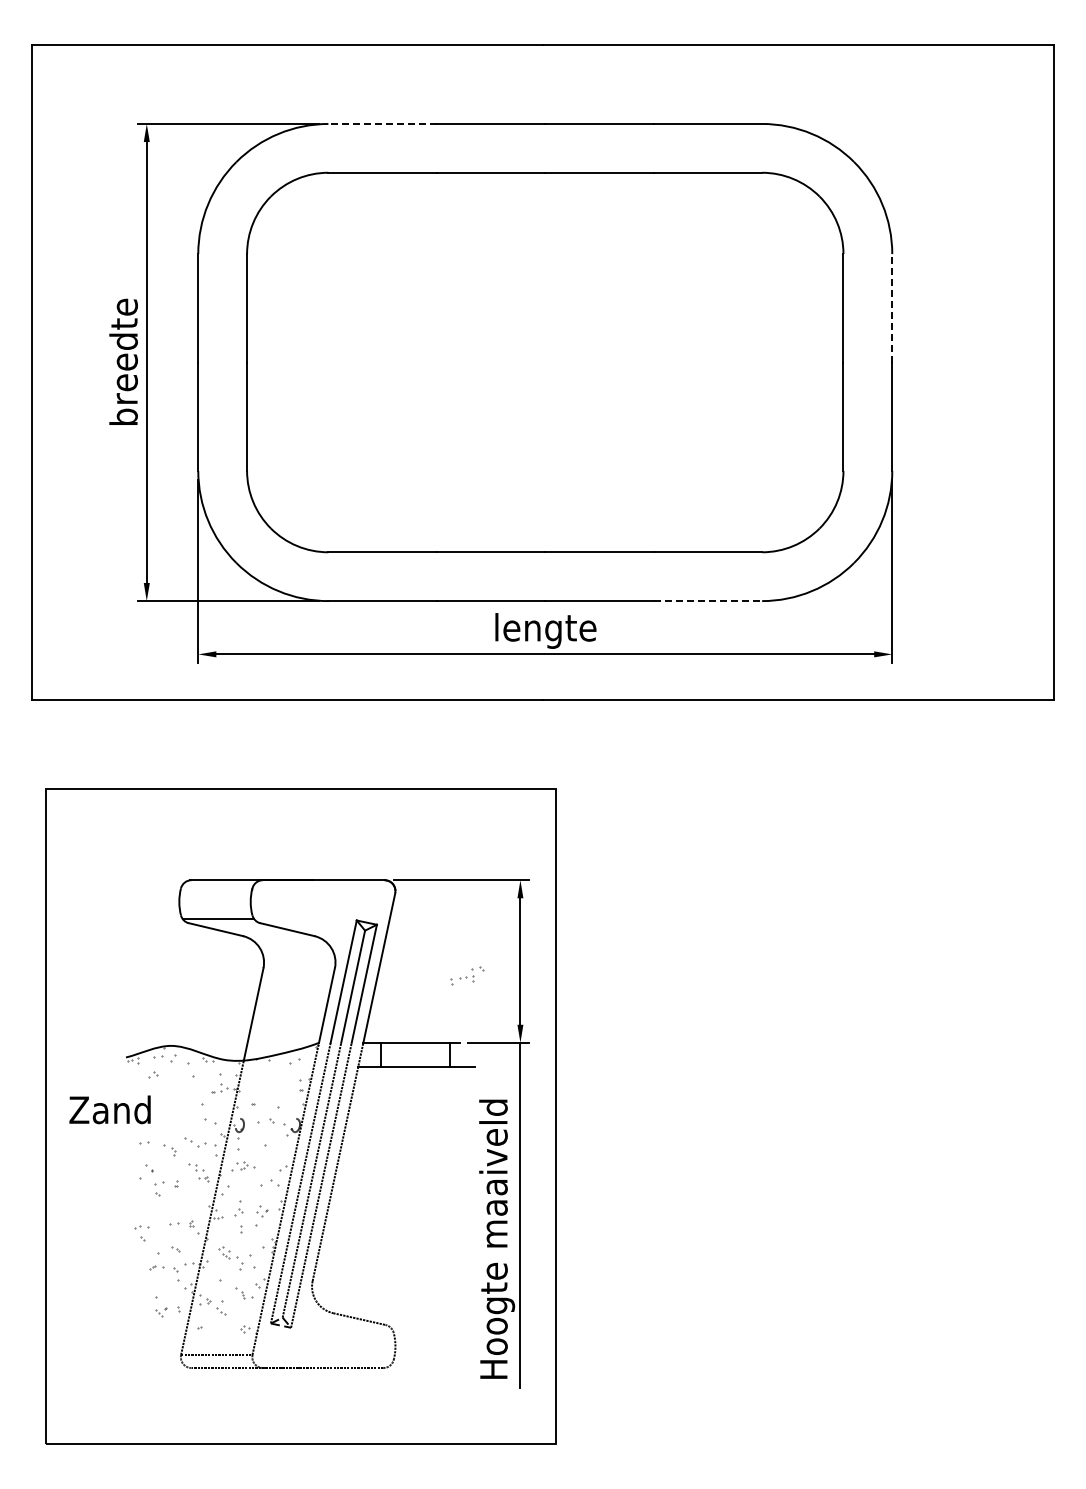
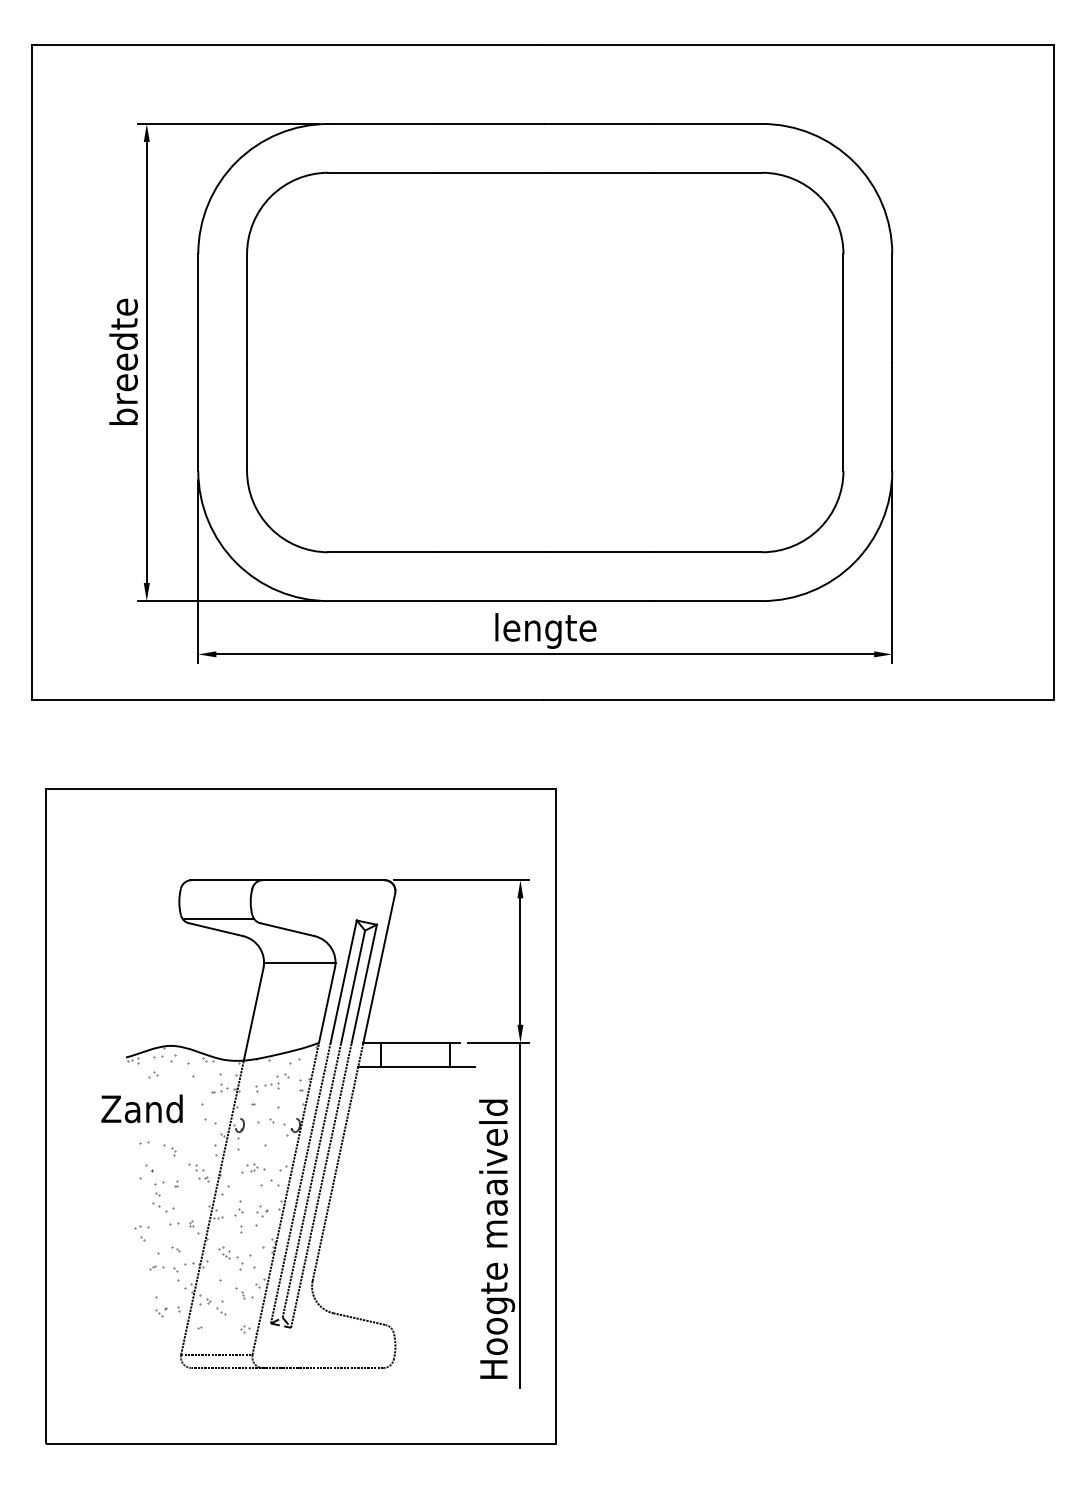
line: dashed -> solid (382, 123)
line: dashed -> solid (892, 307)
line: dashed -> solid (708, 601)
line: none -> present (299, 962)
part position: (467, 975) -> (272, 1082) (272, 1082)
text position: (109, 1109) -> (141, 1108) (141, 1108)
part position: (195, 1142) -> (163, 1207) (163, 1207)
part position: (243, 1166) -> (253, 1168) (253, 1168)
